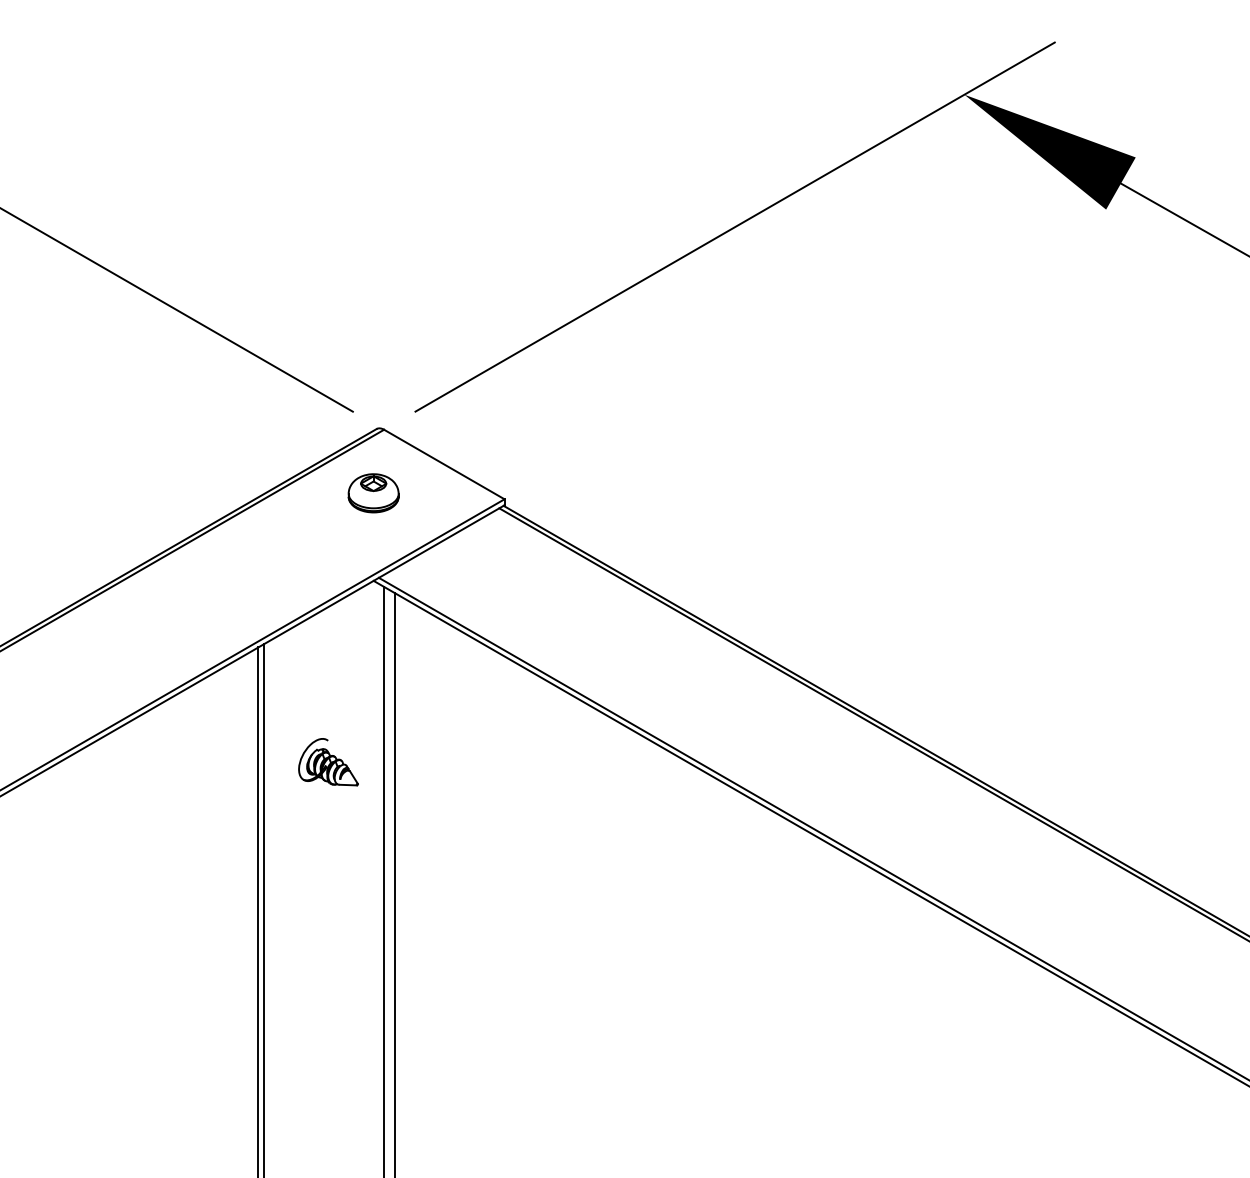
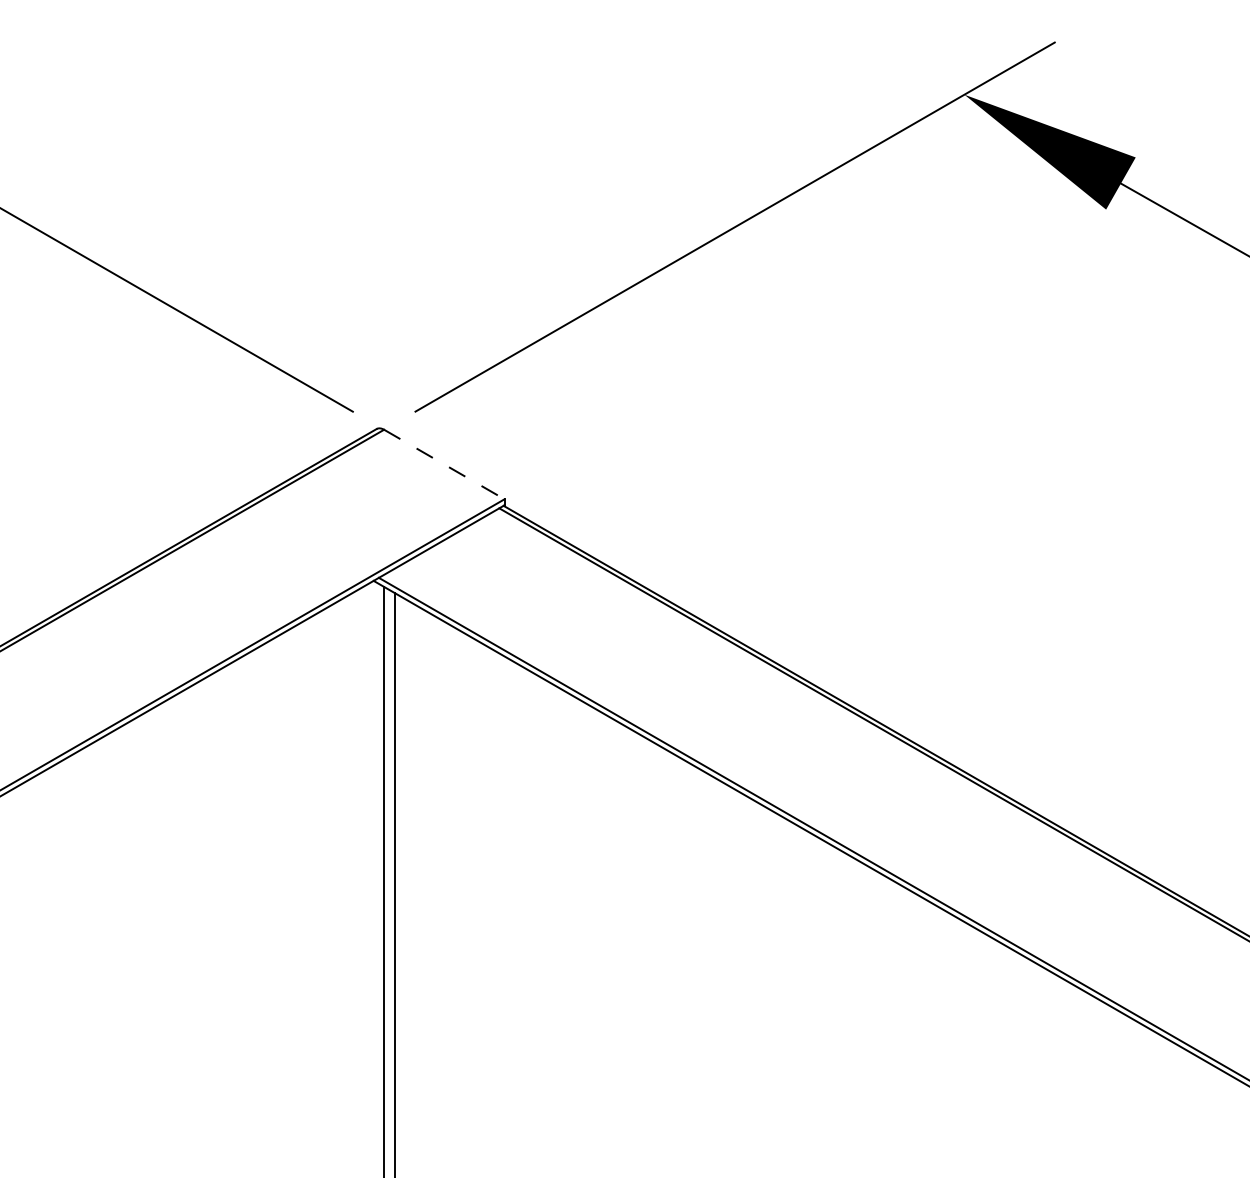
line: solid -> dashed (444, 464)
part: present -> none (373, 493)
part: present -> none (328, 762)
line: present -> none (263, 909)
line: present -> none (258, 910)
